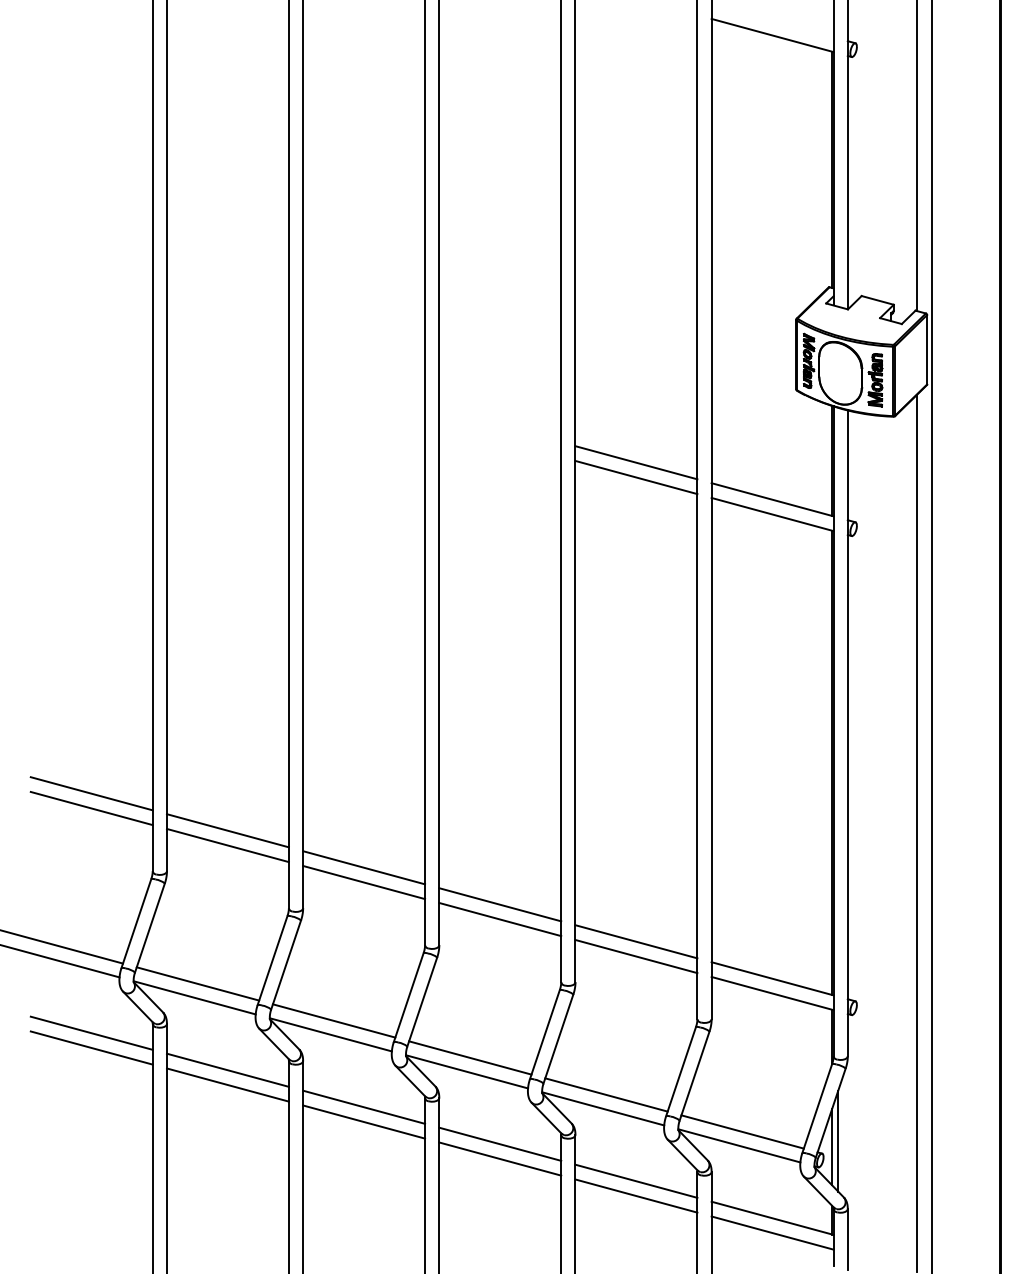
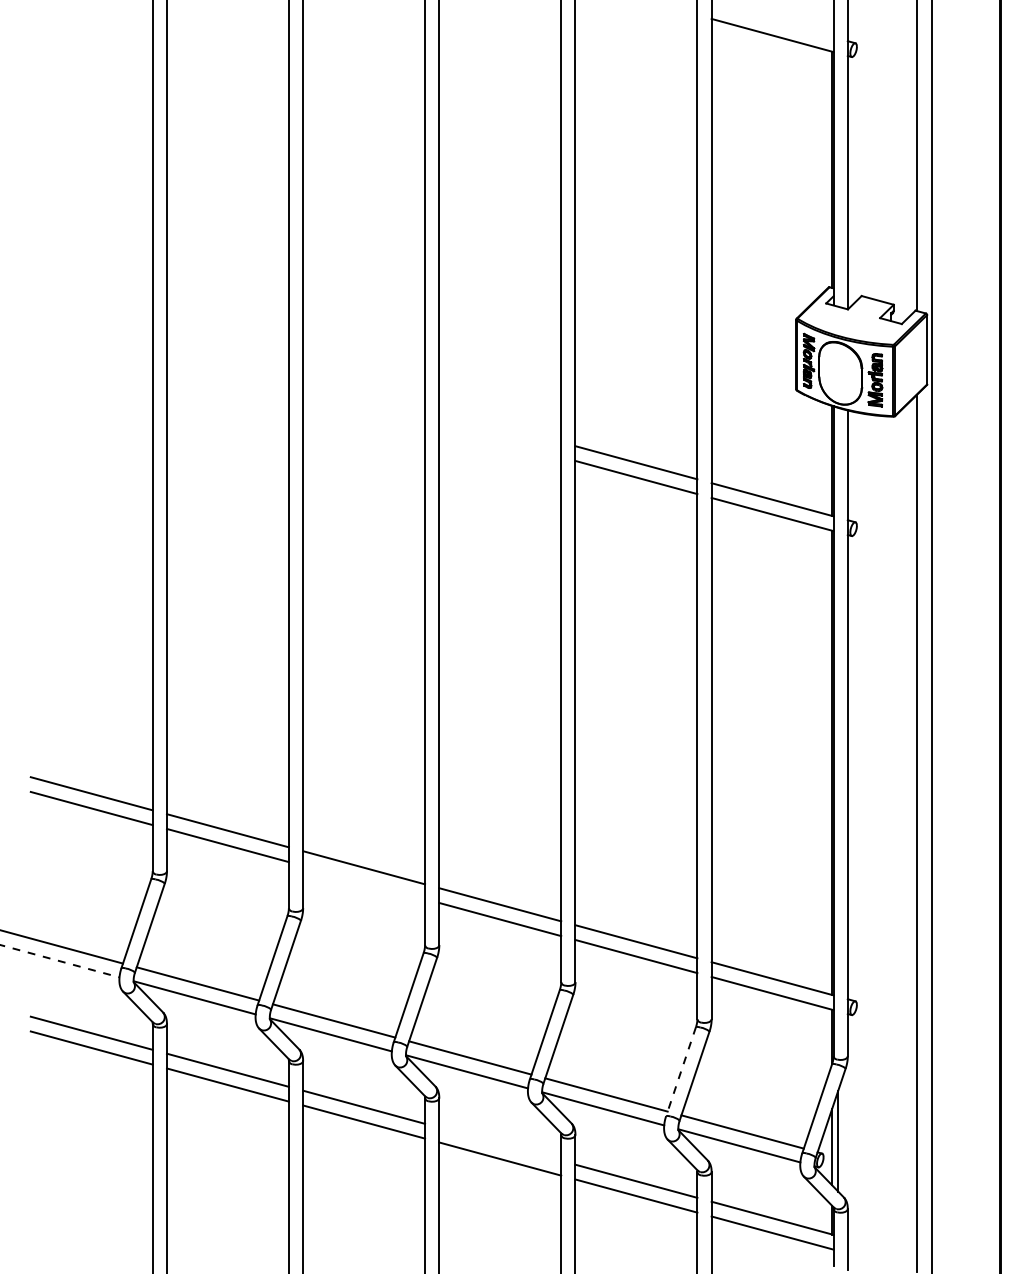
line: present -> none (364, 882)
line: solid -> dashed (60, 961)
line: solid -> dashed (681, 1071)
line: present -> none (500, 1143)
